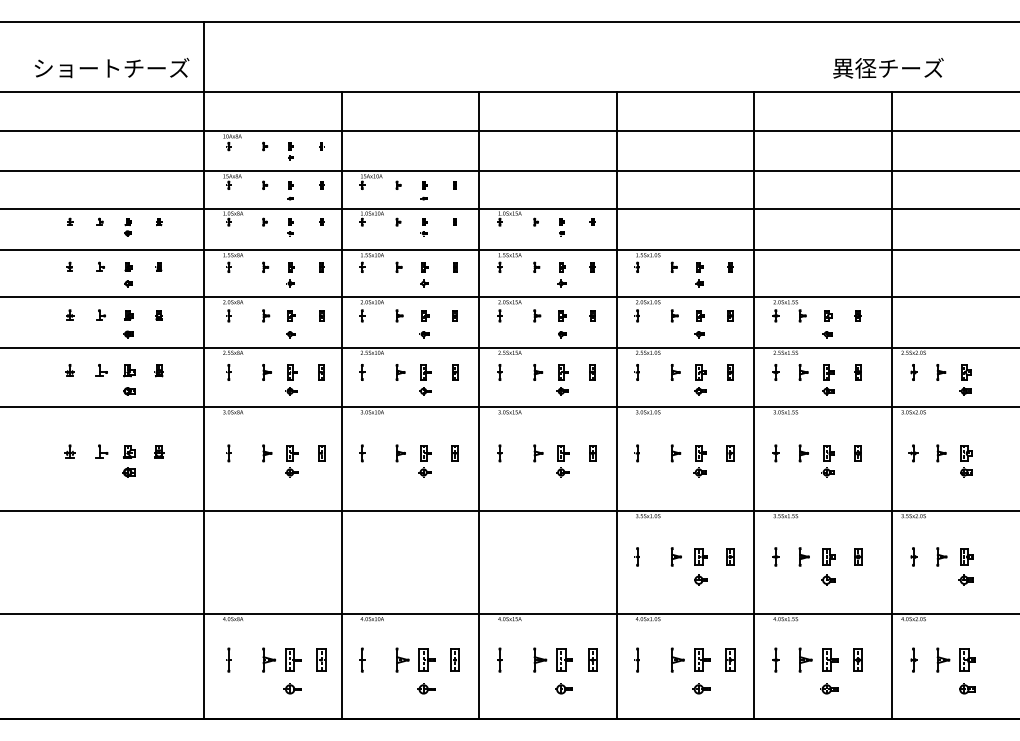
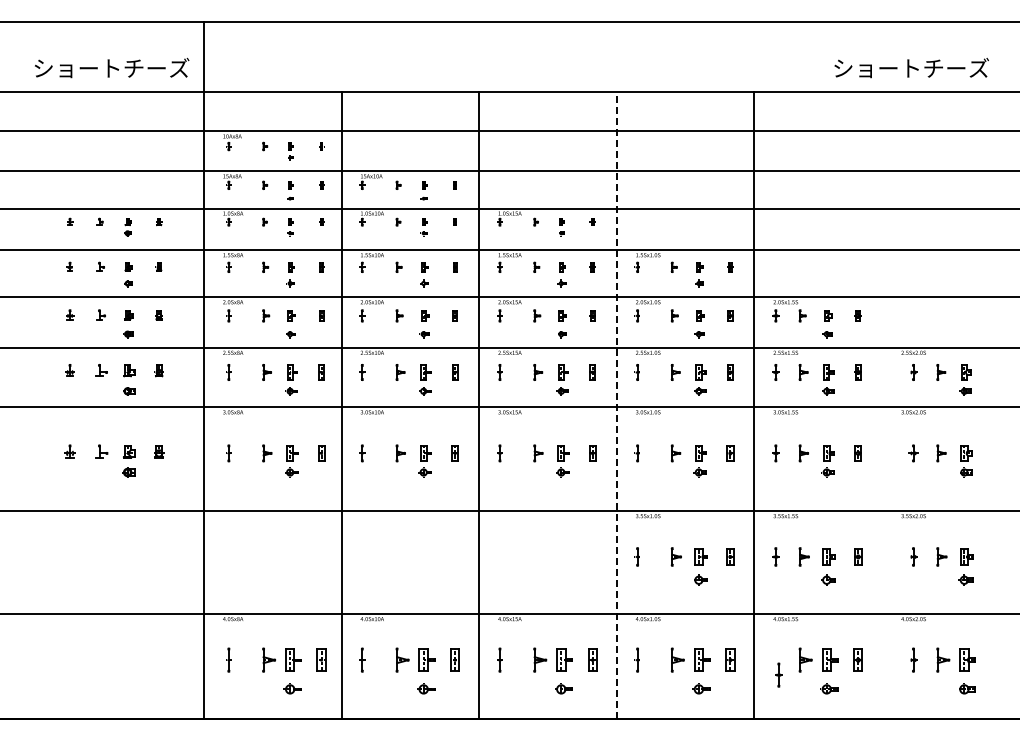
text: 異径チーズ -> ショートチーズ (910, 67)
line: present -> none (892, 404)
line: solid -> dashed (616, 405)
part position: (775, 659) -> (778, 674) (778, 674)
